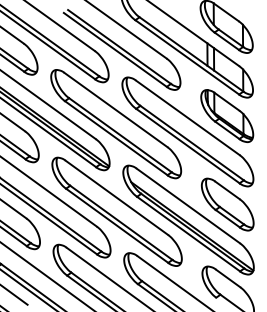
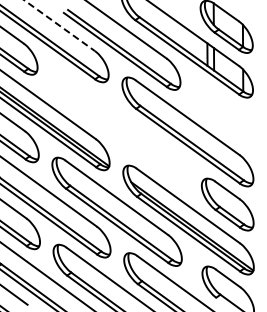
line: solid -> dashed (59, 25)
part: present -> none (227, 115)
part: present -> none (116, 124)
